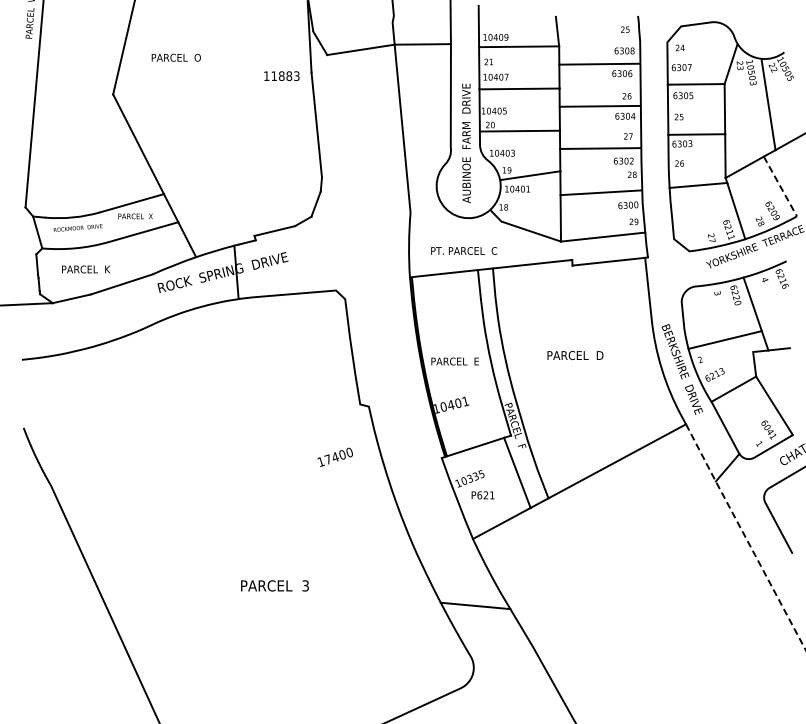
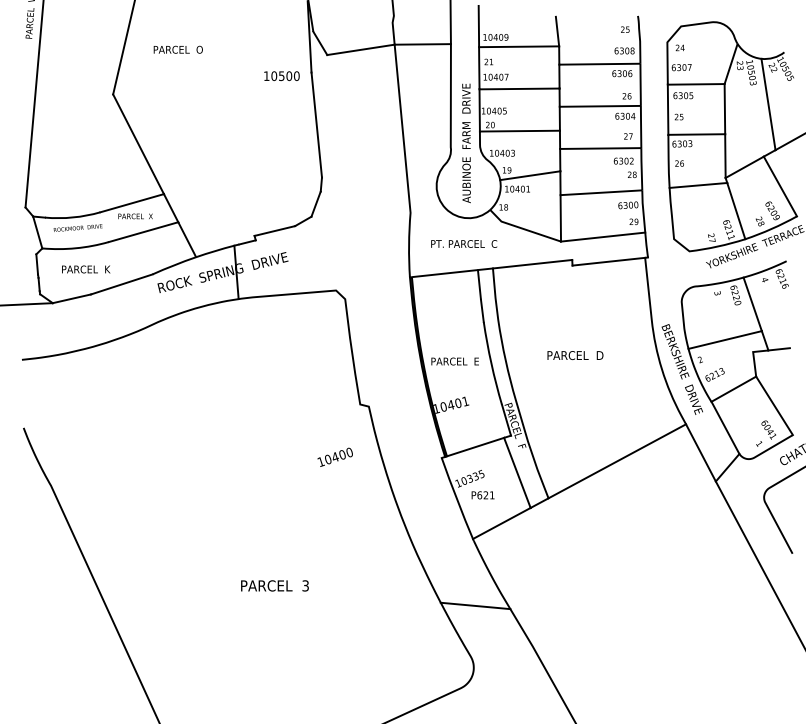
text position: (175, 57) -> (177, 49) (177, 49)
text: 11883 -> 10500 (285, 76)
line: dashed -> solid (780, 186)
text position: (464, 250) -> (464, 243) (464, 243)
text: 17400 -> 10400 (327, 459)
line: dashed -> solid (745, 536)
